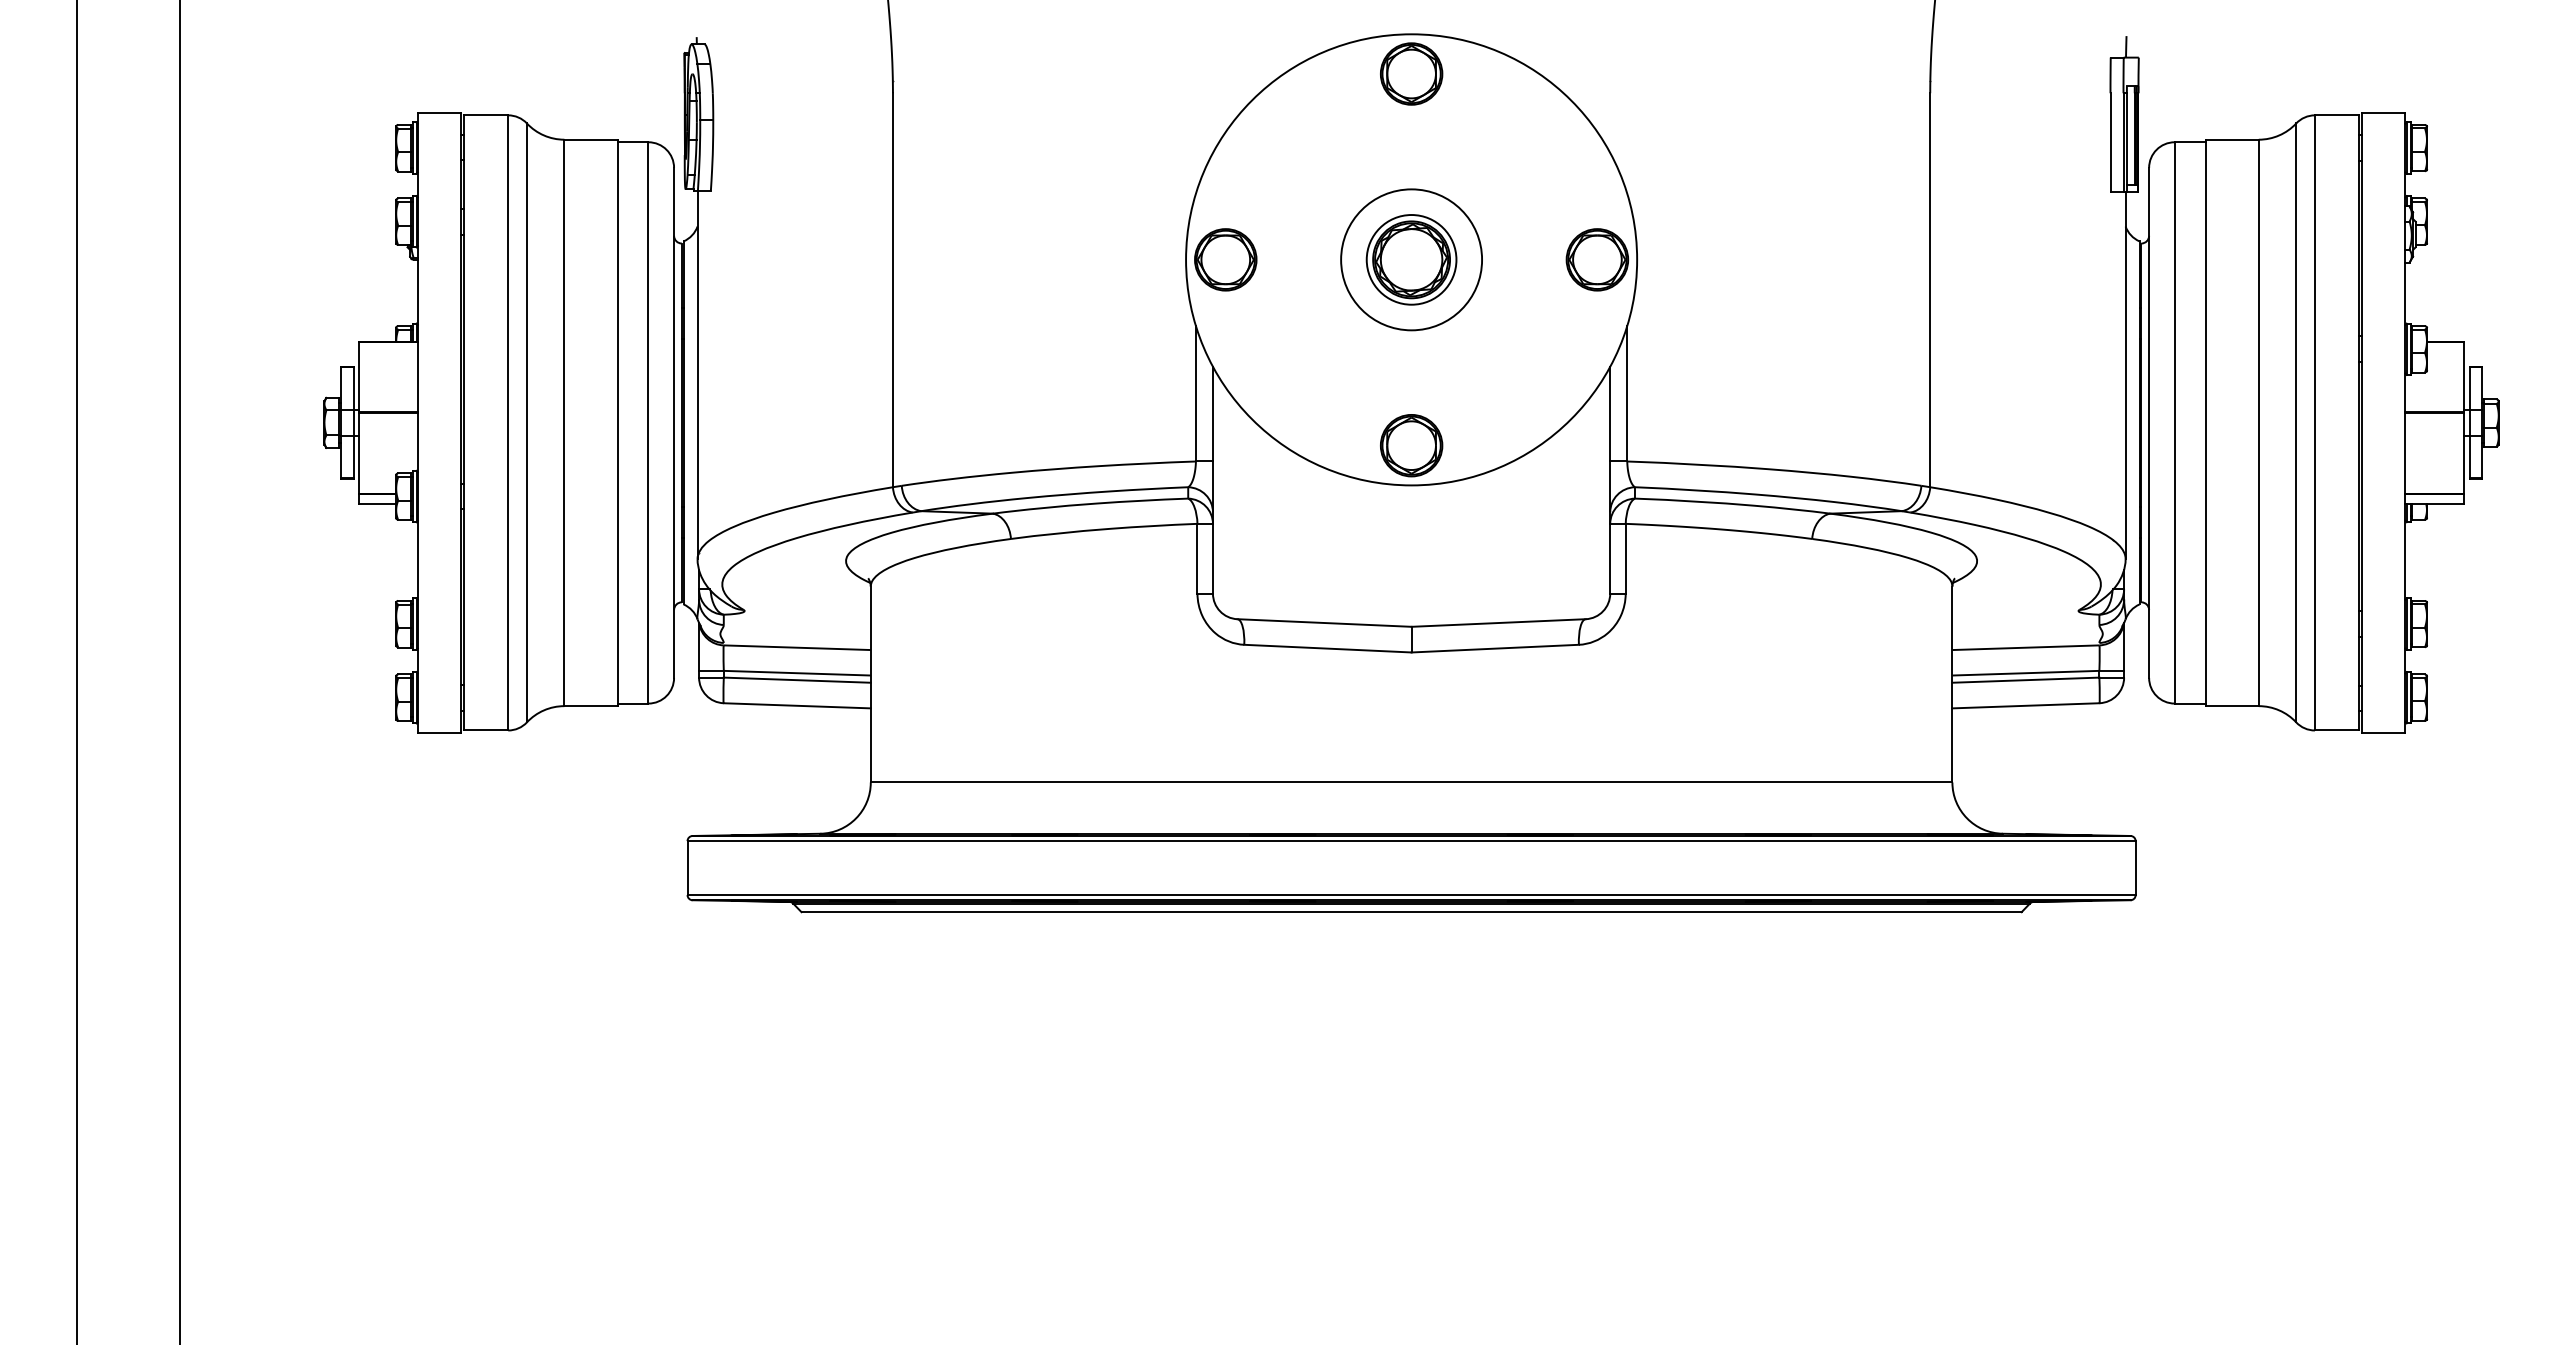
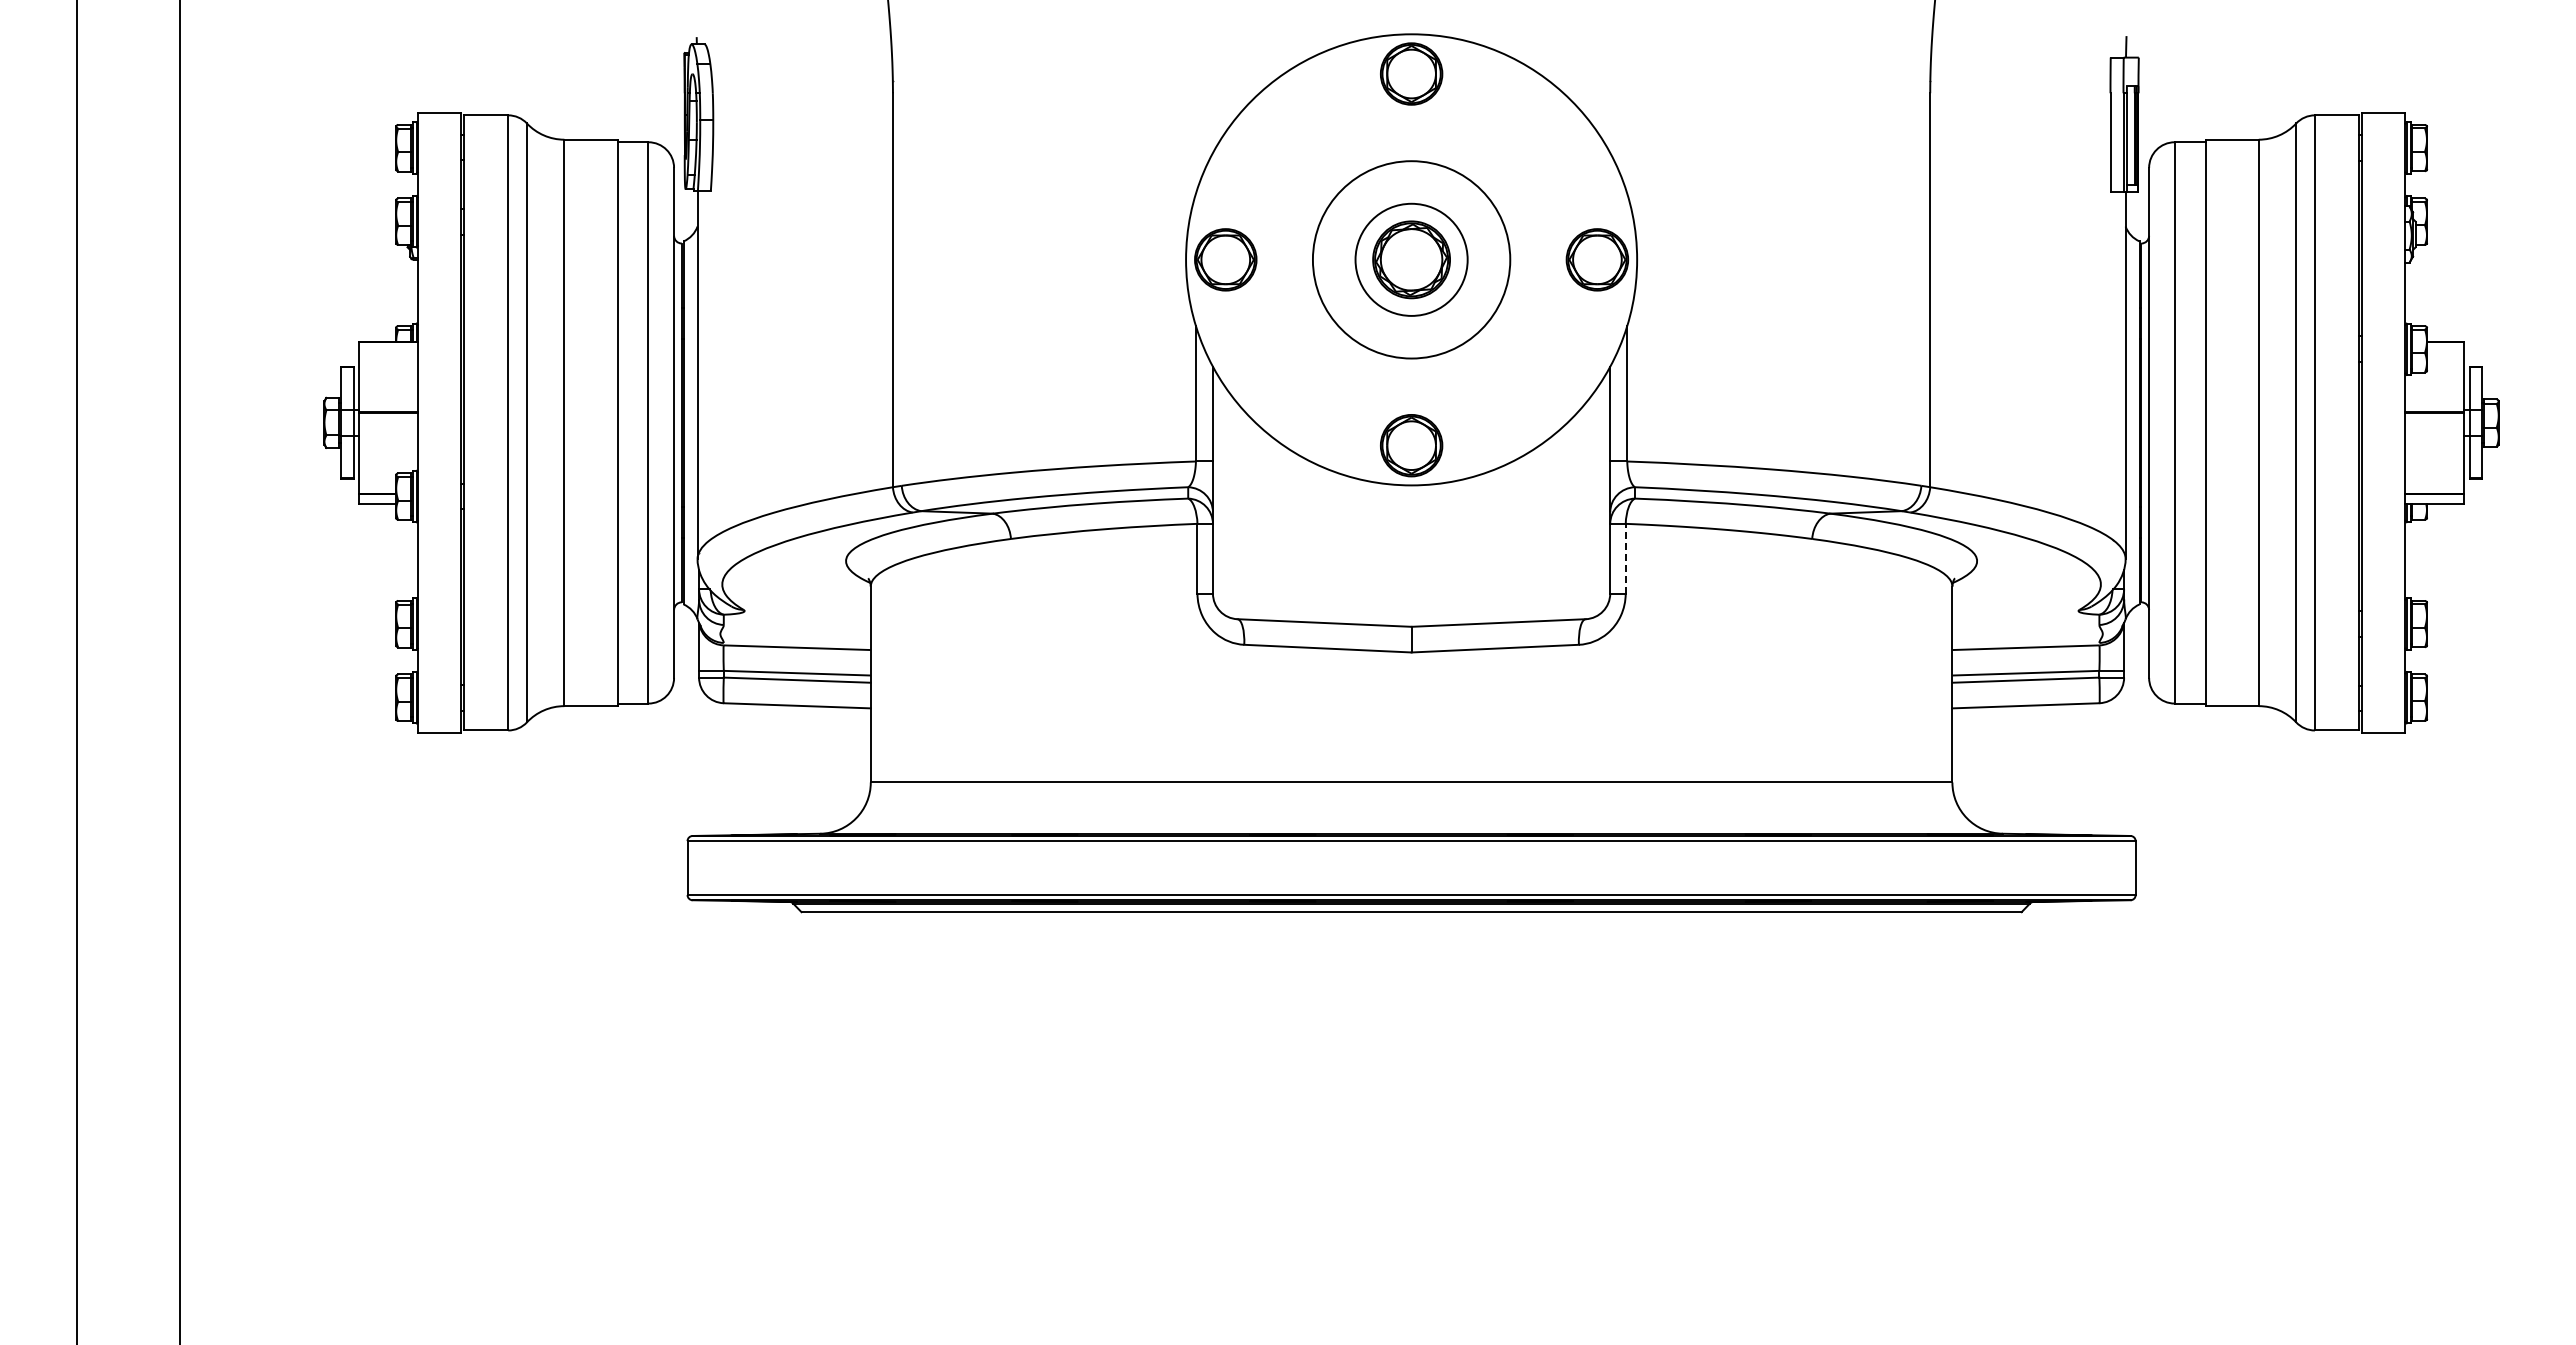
circle diameter: 141 px -> 197 px (1411, 259)
circle diameter: 90 px -> 112 px (1411, 259)
line: solid -> dashed (1625, 558)
